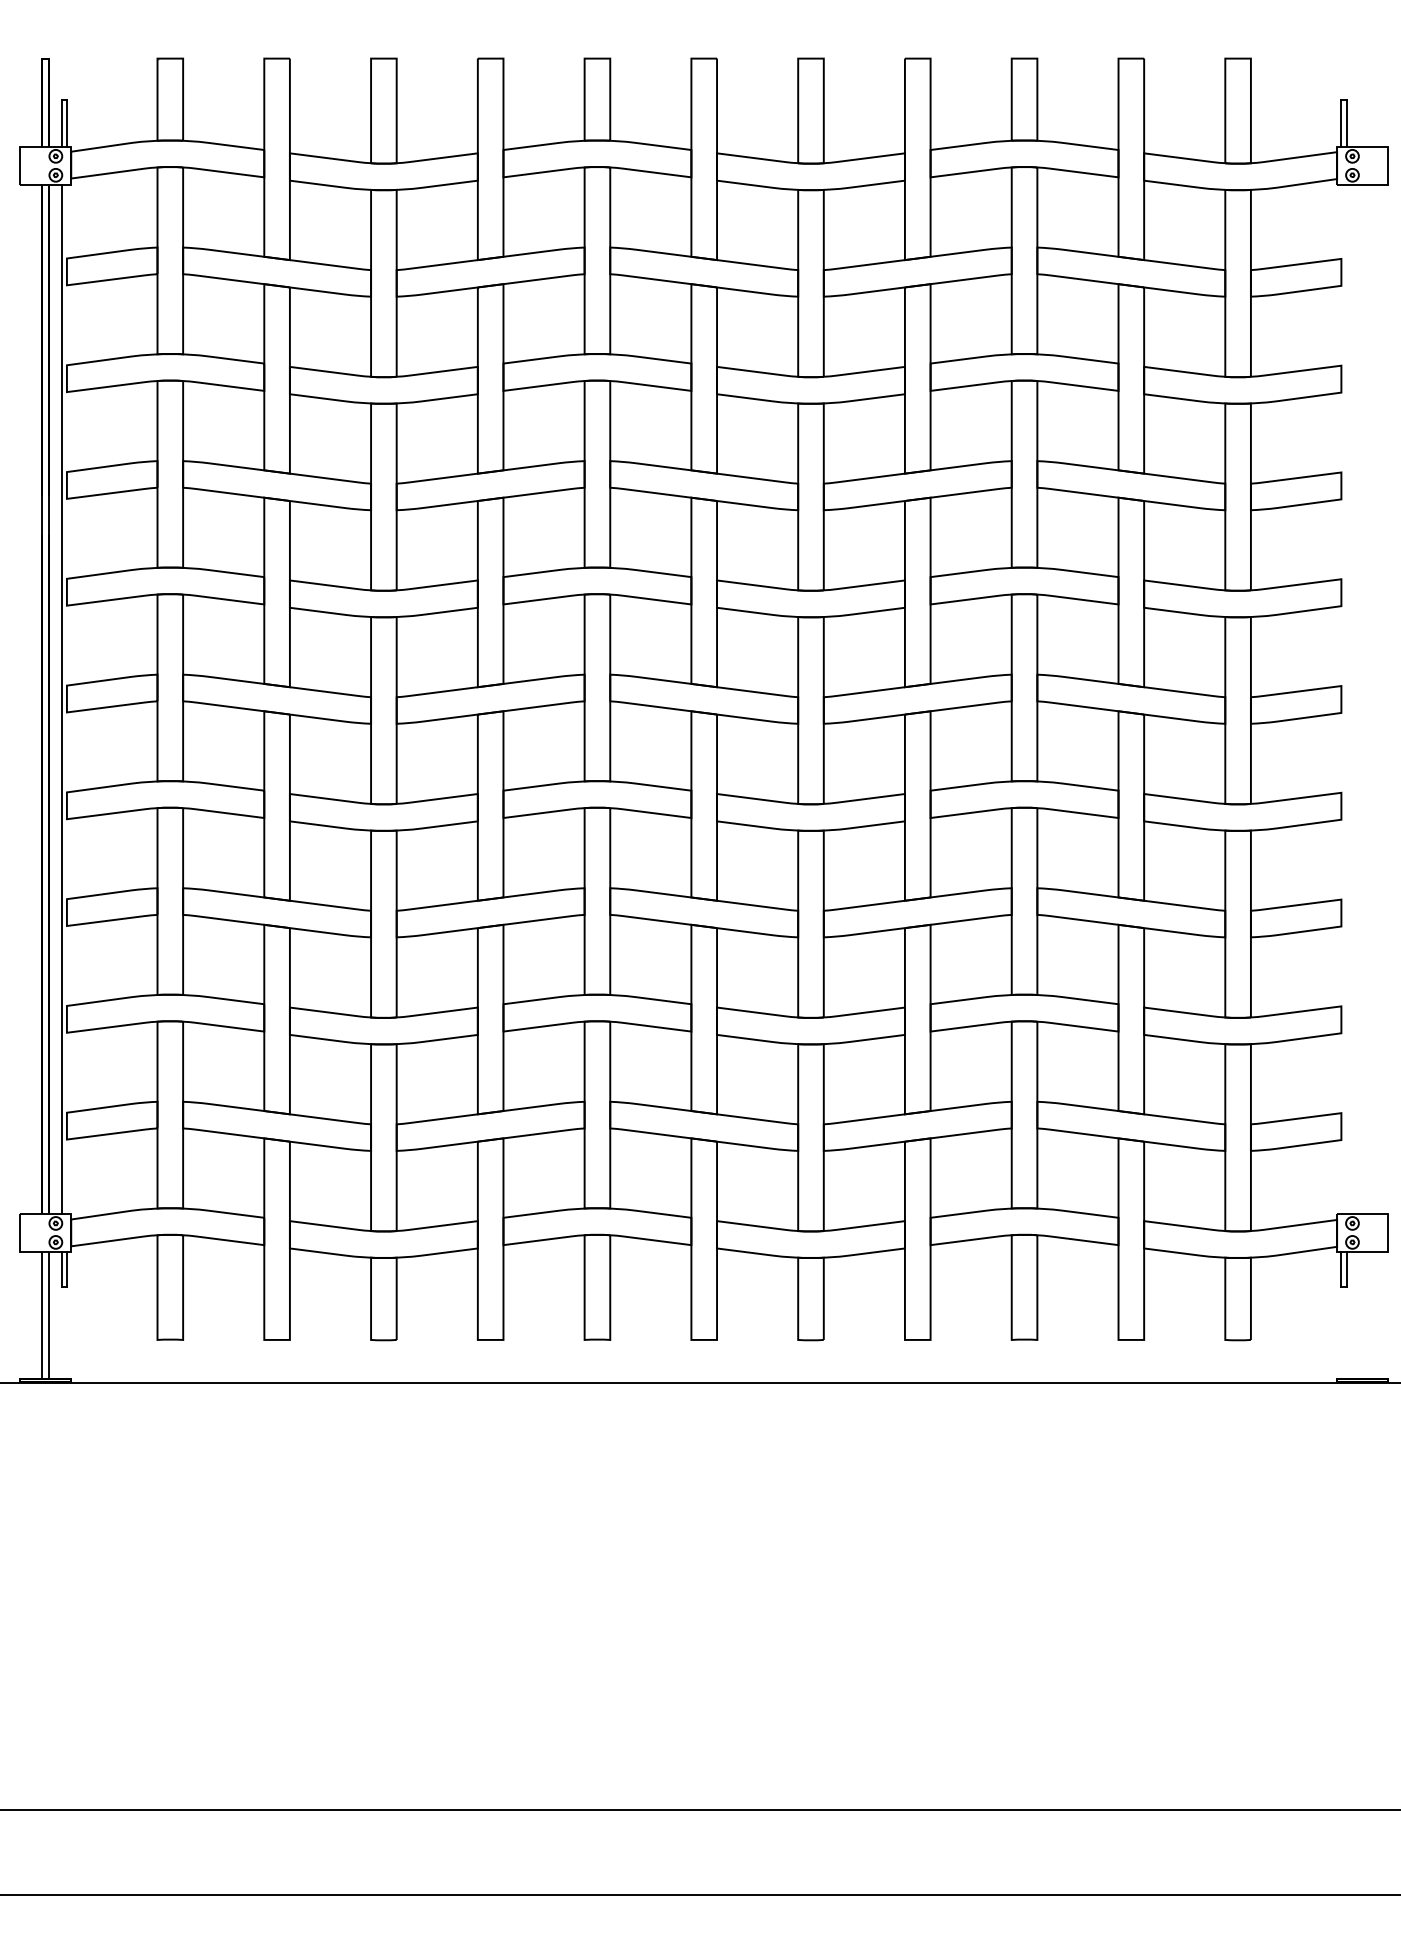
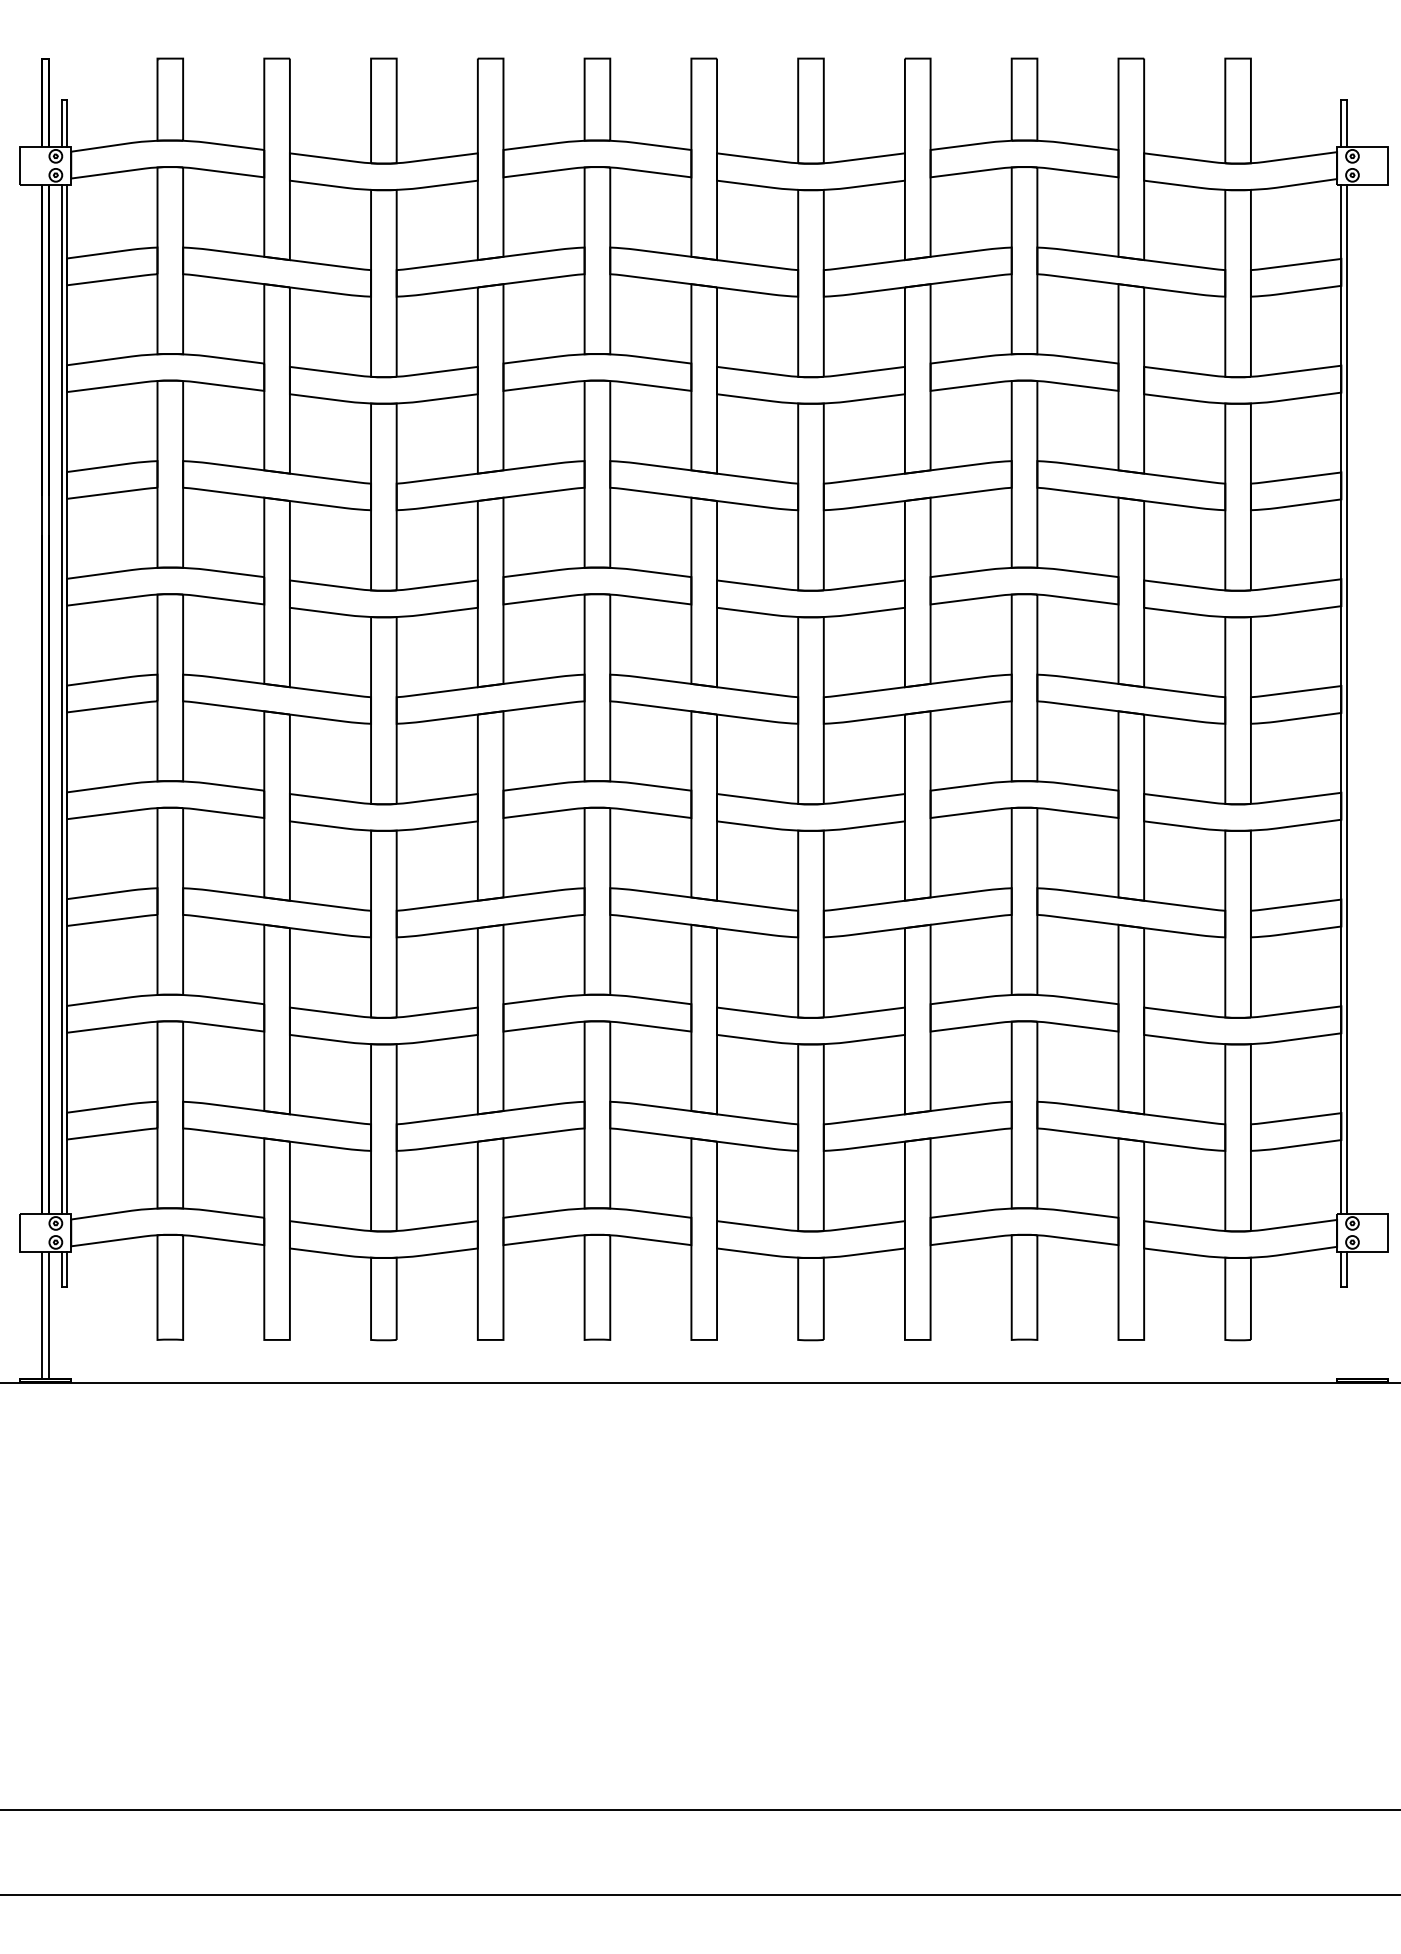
line: none -> present (66, 699)
line: none -> present (1341, 699)
line: none -> present (1346, 699)
